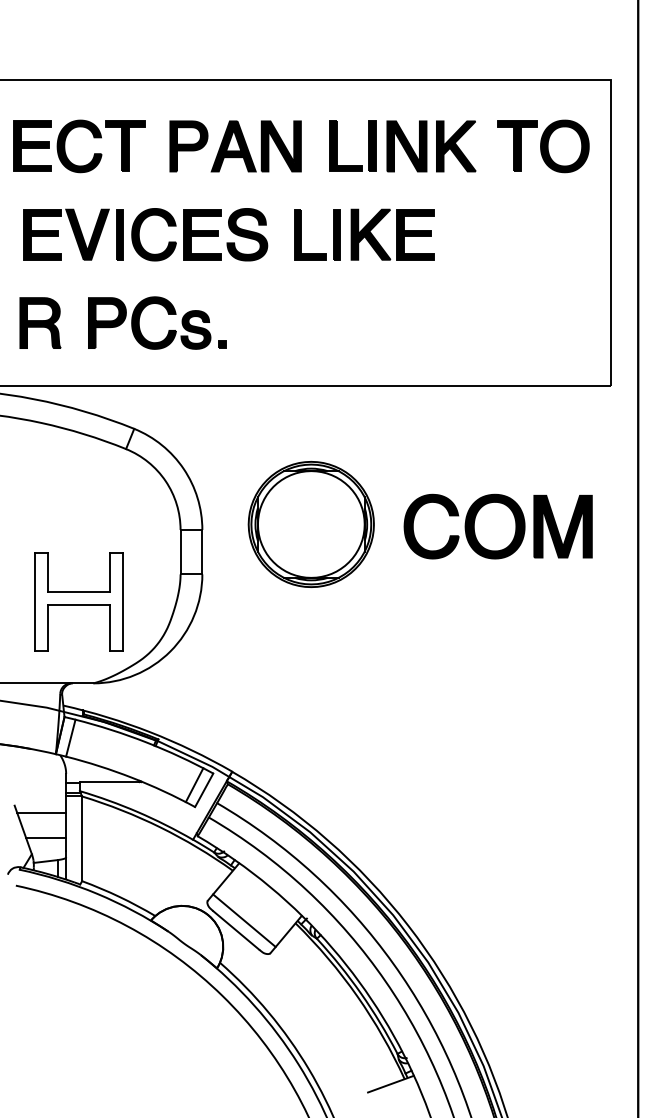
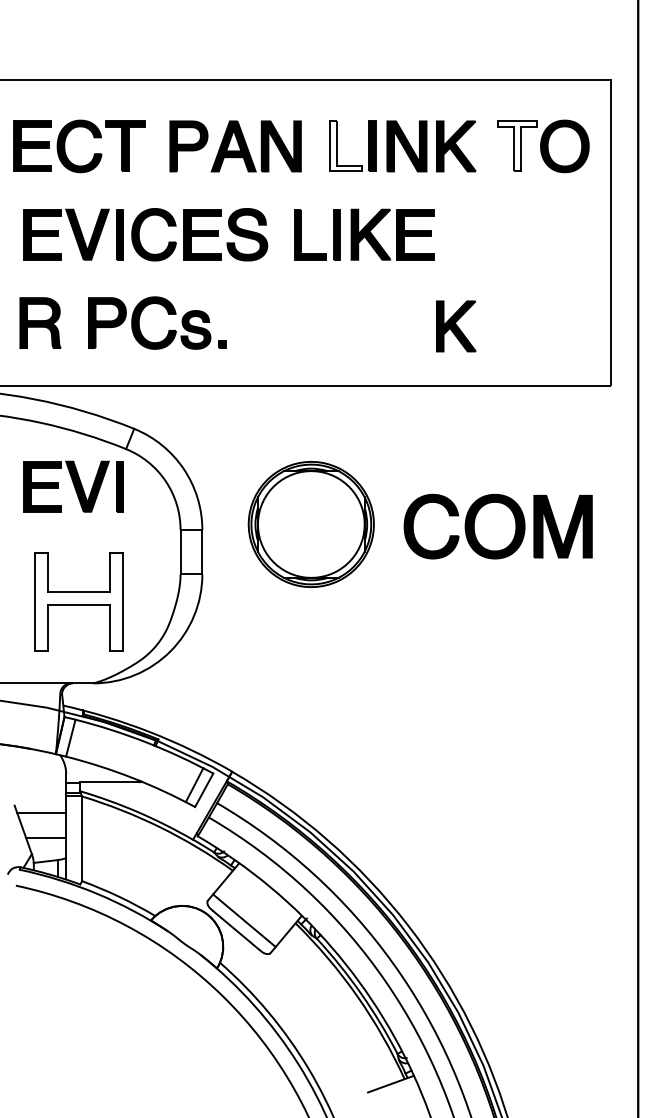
fill: present -> none (345, 146)
fill: present -> none (516, 146)
part: none -> present (456, 326)
part: none -> present (73, 486)
